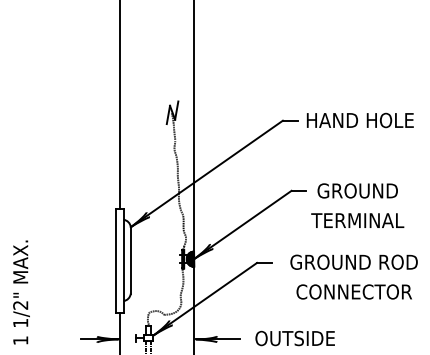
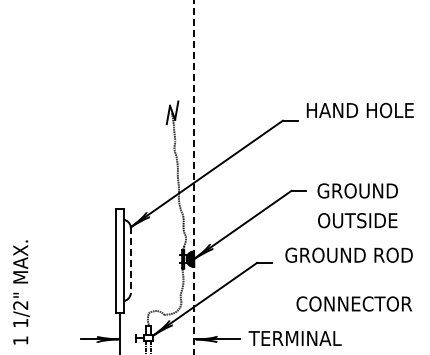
line: present -> none (120, 105)
text position: (359, 120) -> (359, 110) (359, 110)
line: solid -> dashed (194, 177)
text: TERMINAL -> OUTSIDE (357, 220)
line: solid -> dashed (130, 260)
text position: (353, 261) -> (348, 254) (348, 254)
text position: (353, 291) -> (353, 303) (353, 303)
text: OUTSIDE -> TERMINAL (294, 338)
